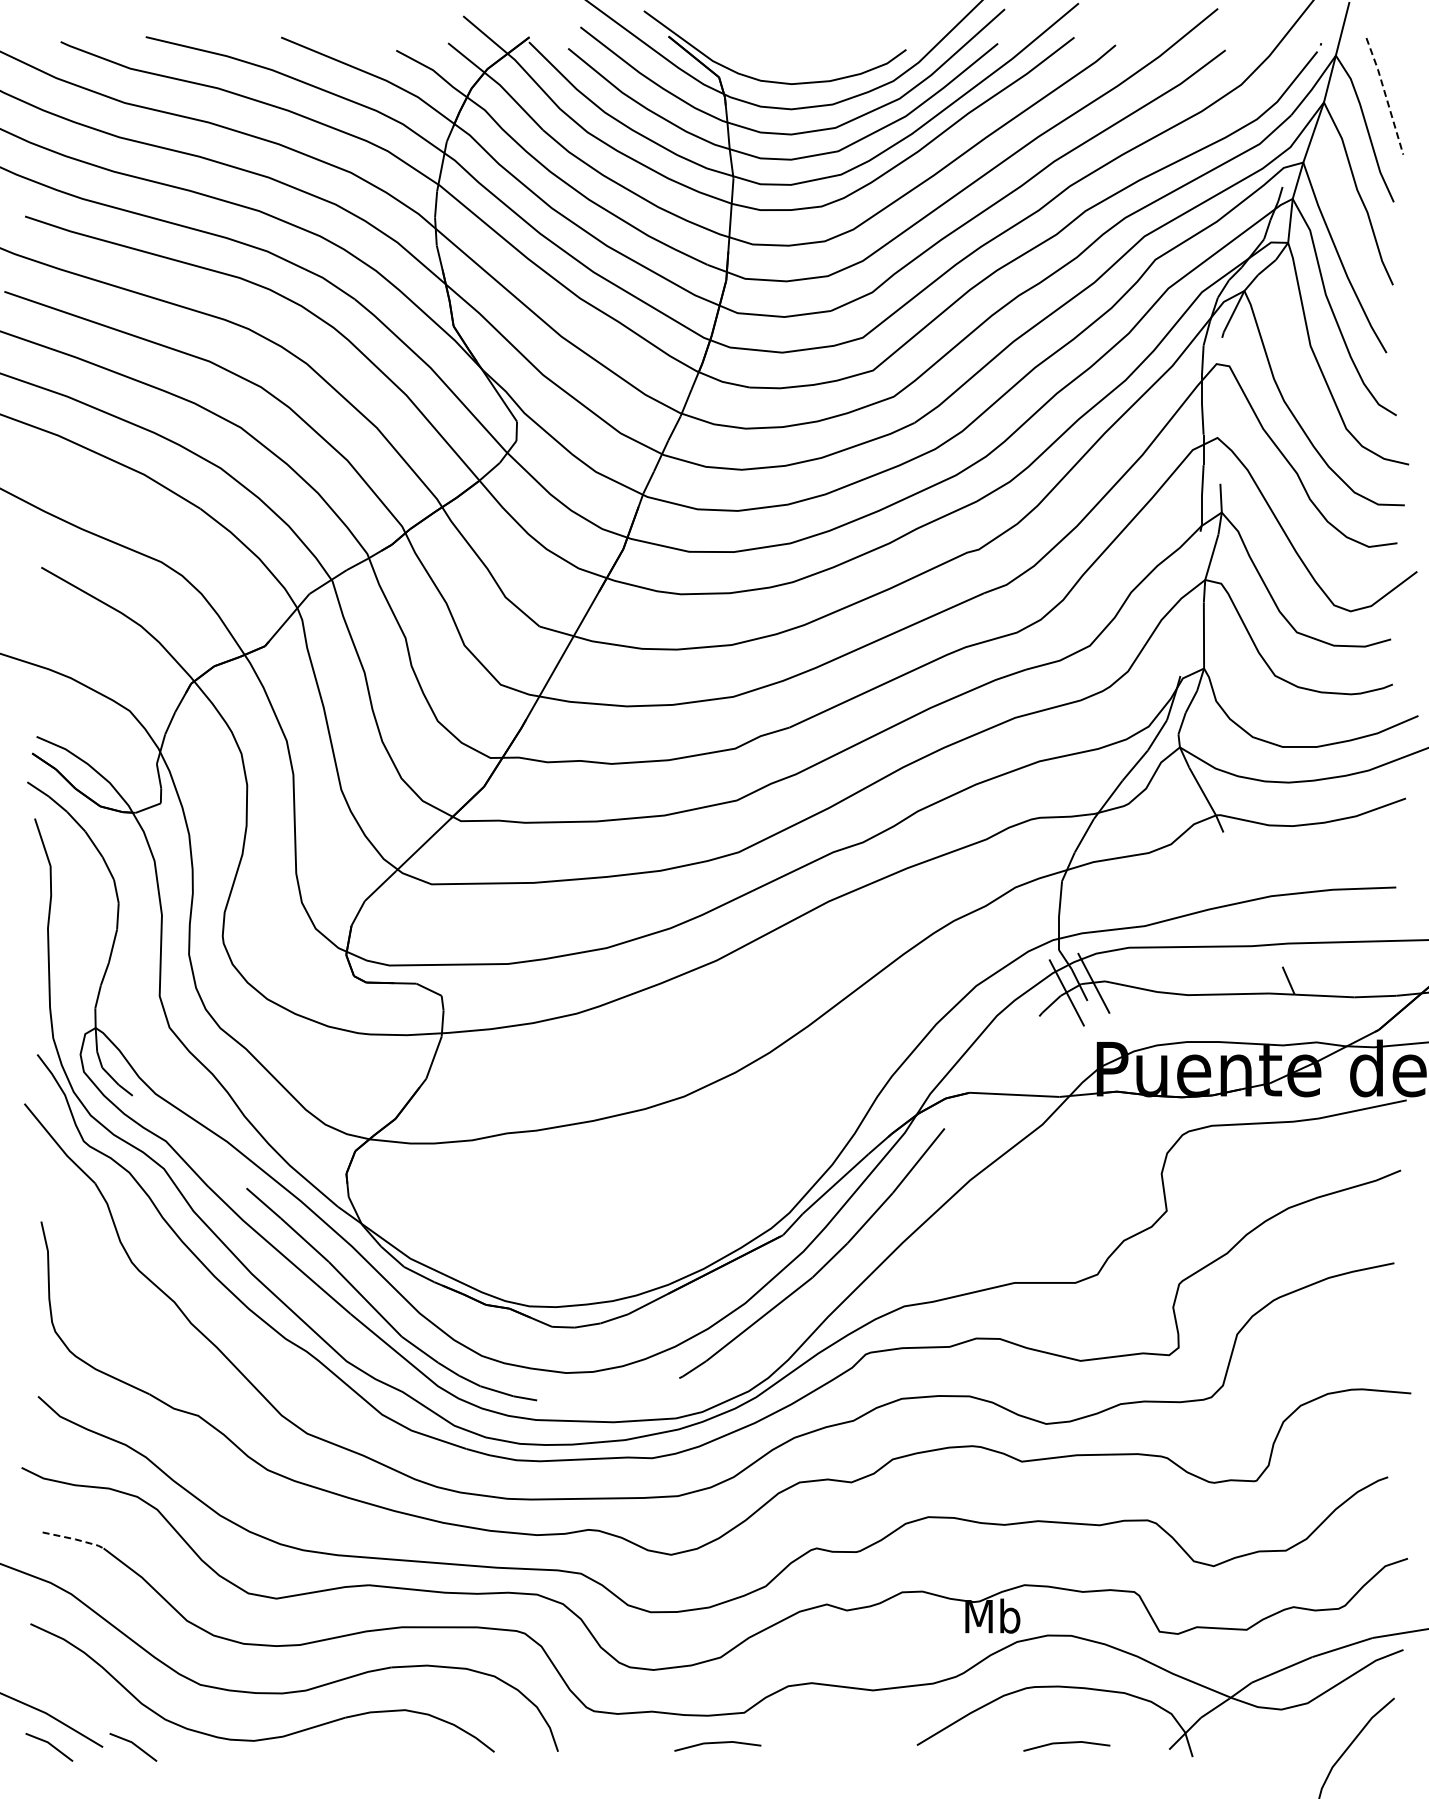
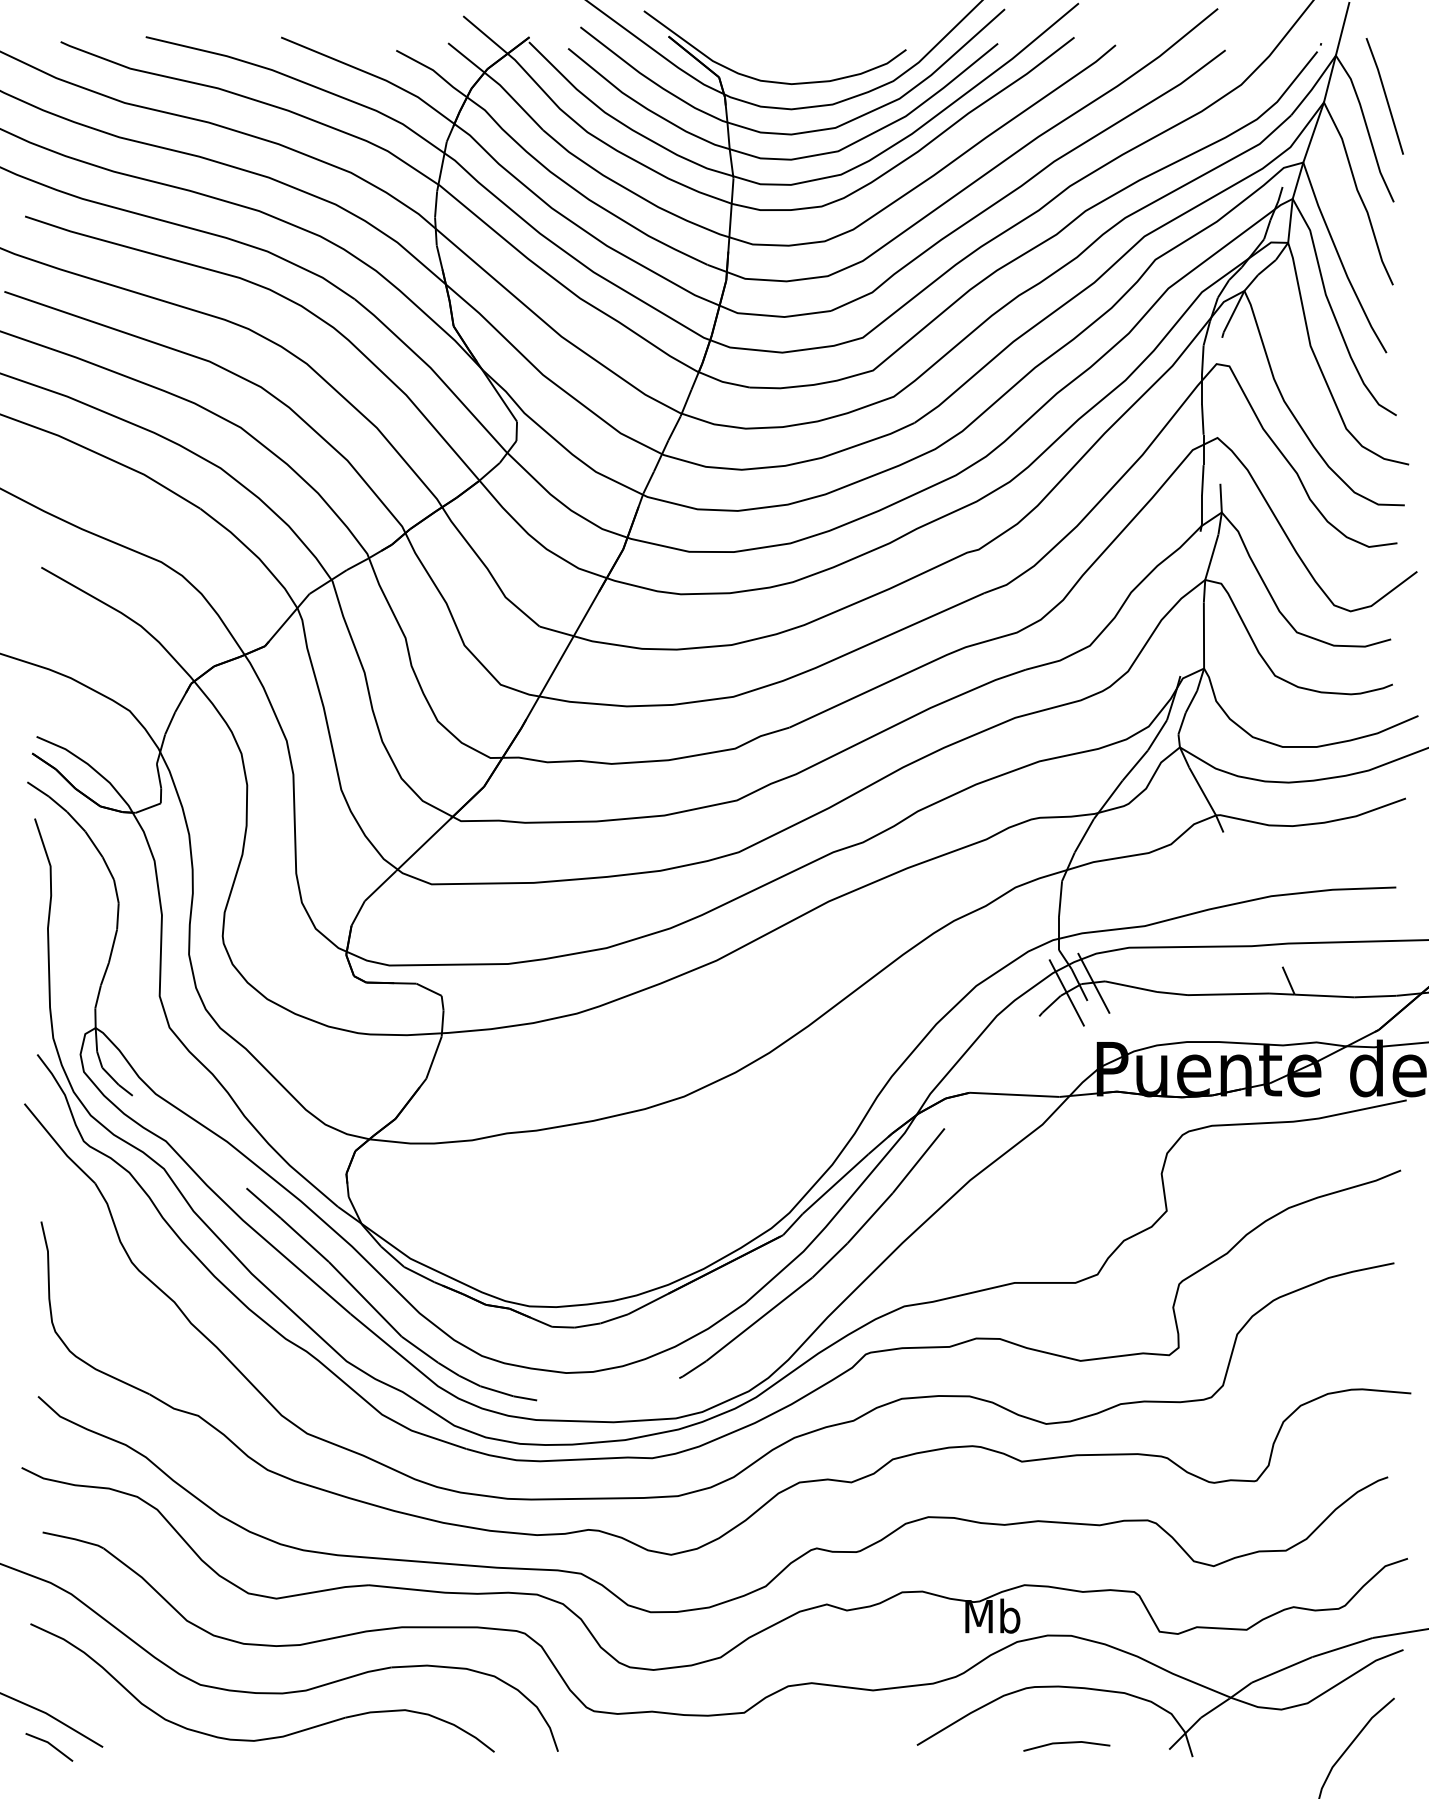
line: dashed -> solid (1385, 95)
line: dashed -> solid (75, 1539)
line: present -> none (717, 1743)
line: present -> none (134, 1745)
